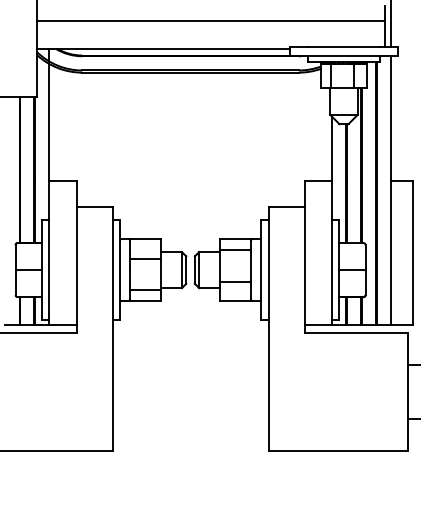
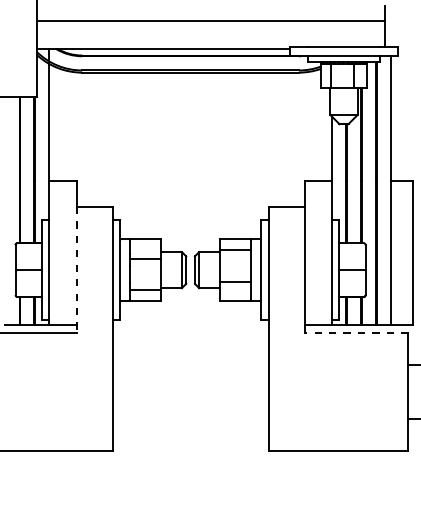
line: present -> none (390, 24)
line: solid -> dashed (76, 270)
line: solid -> dashed (356, 333)
